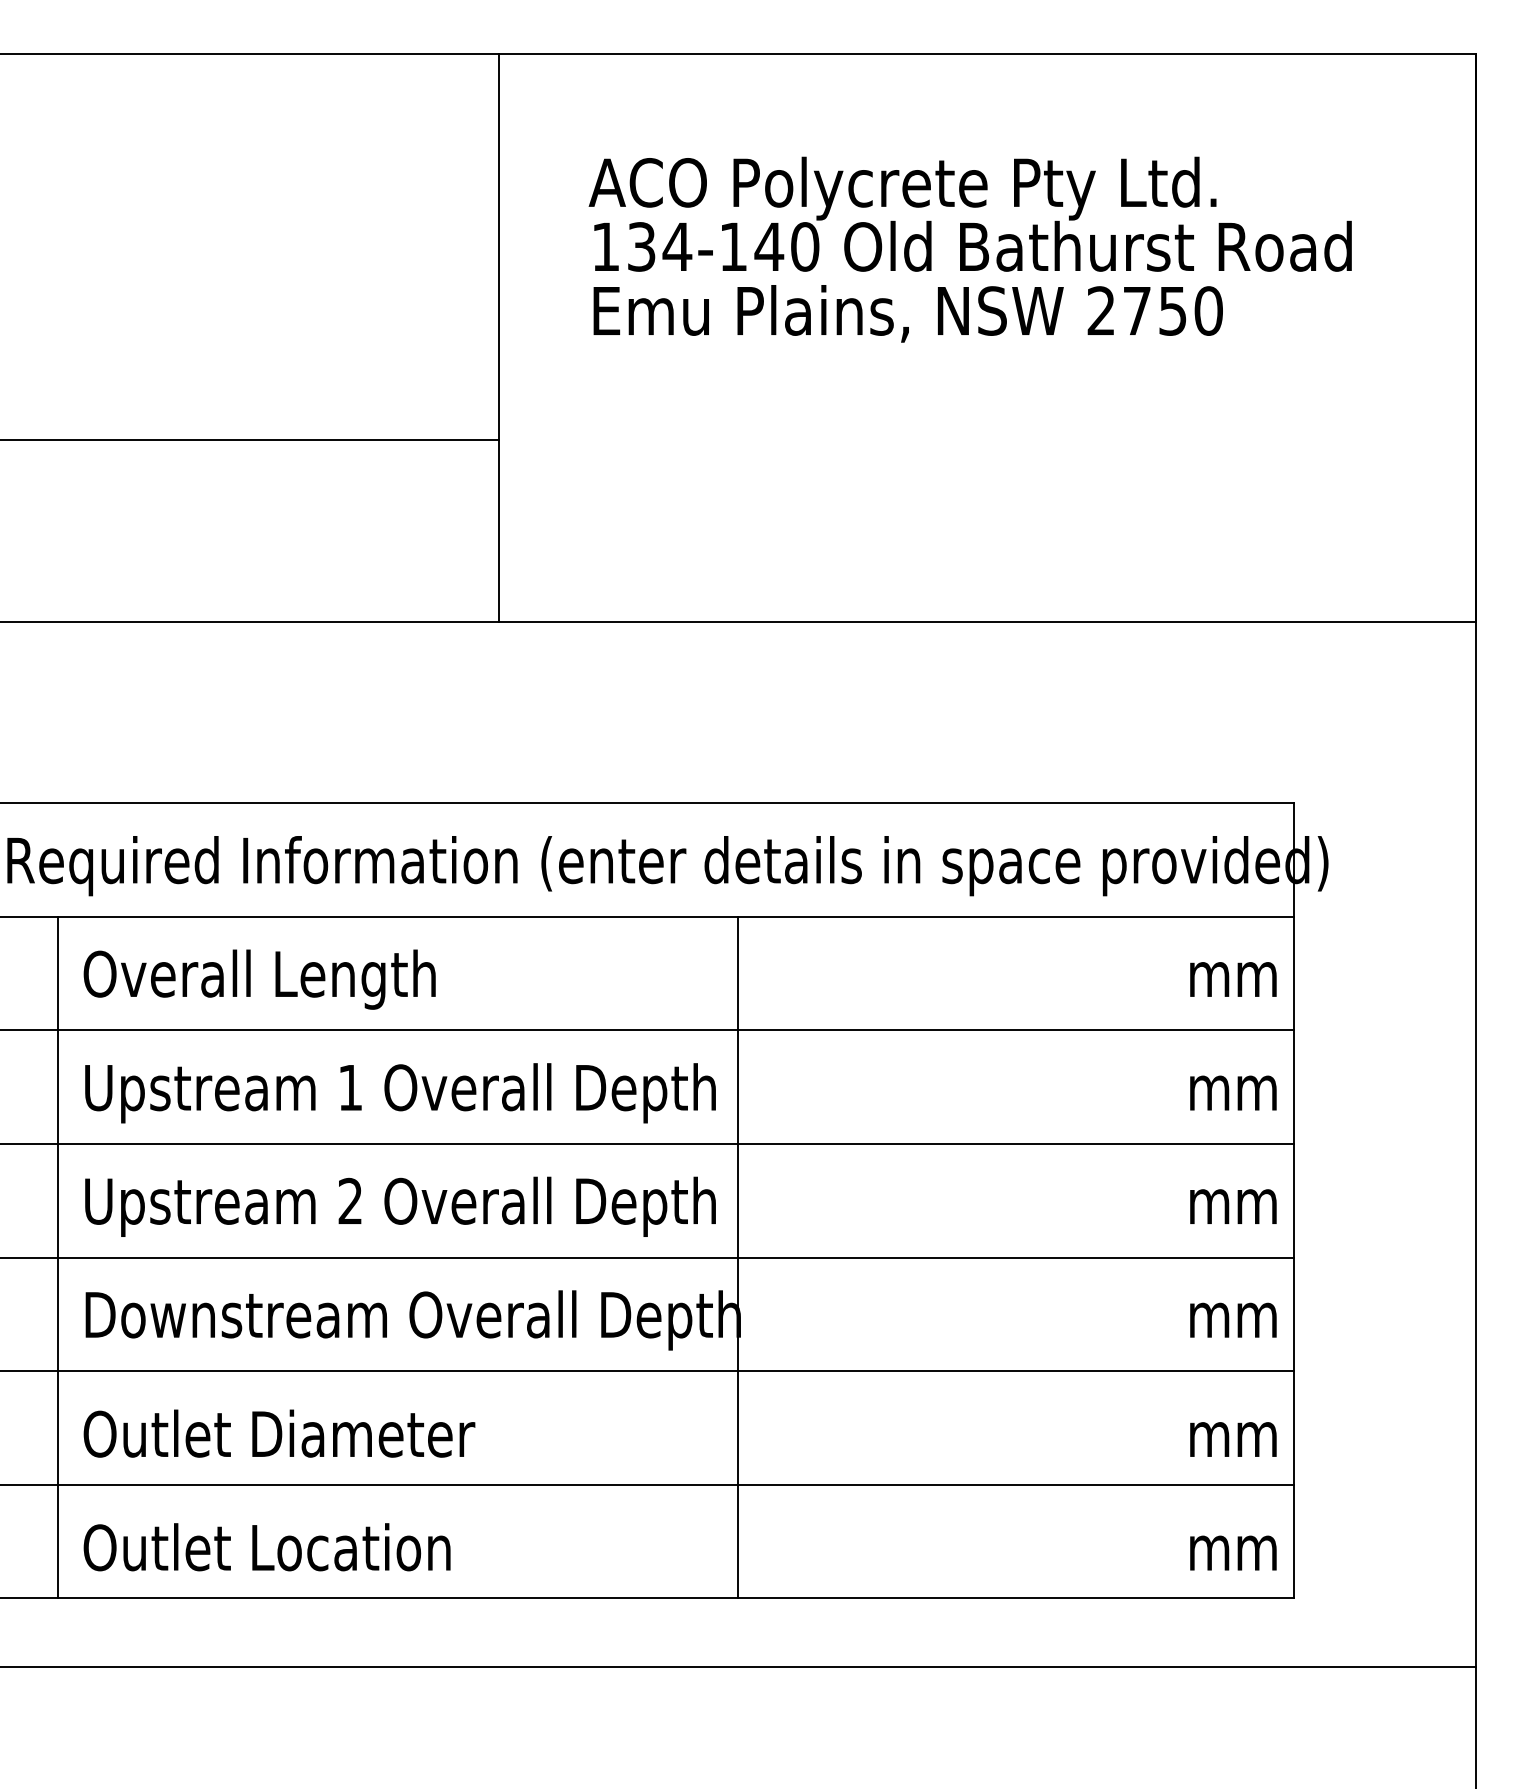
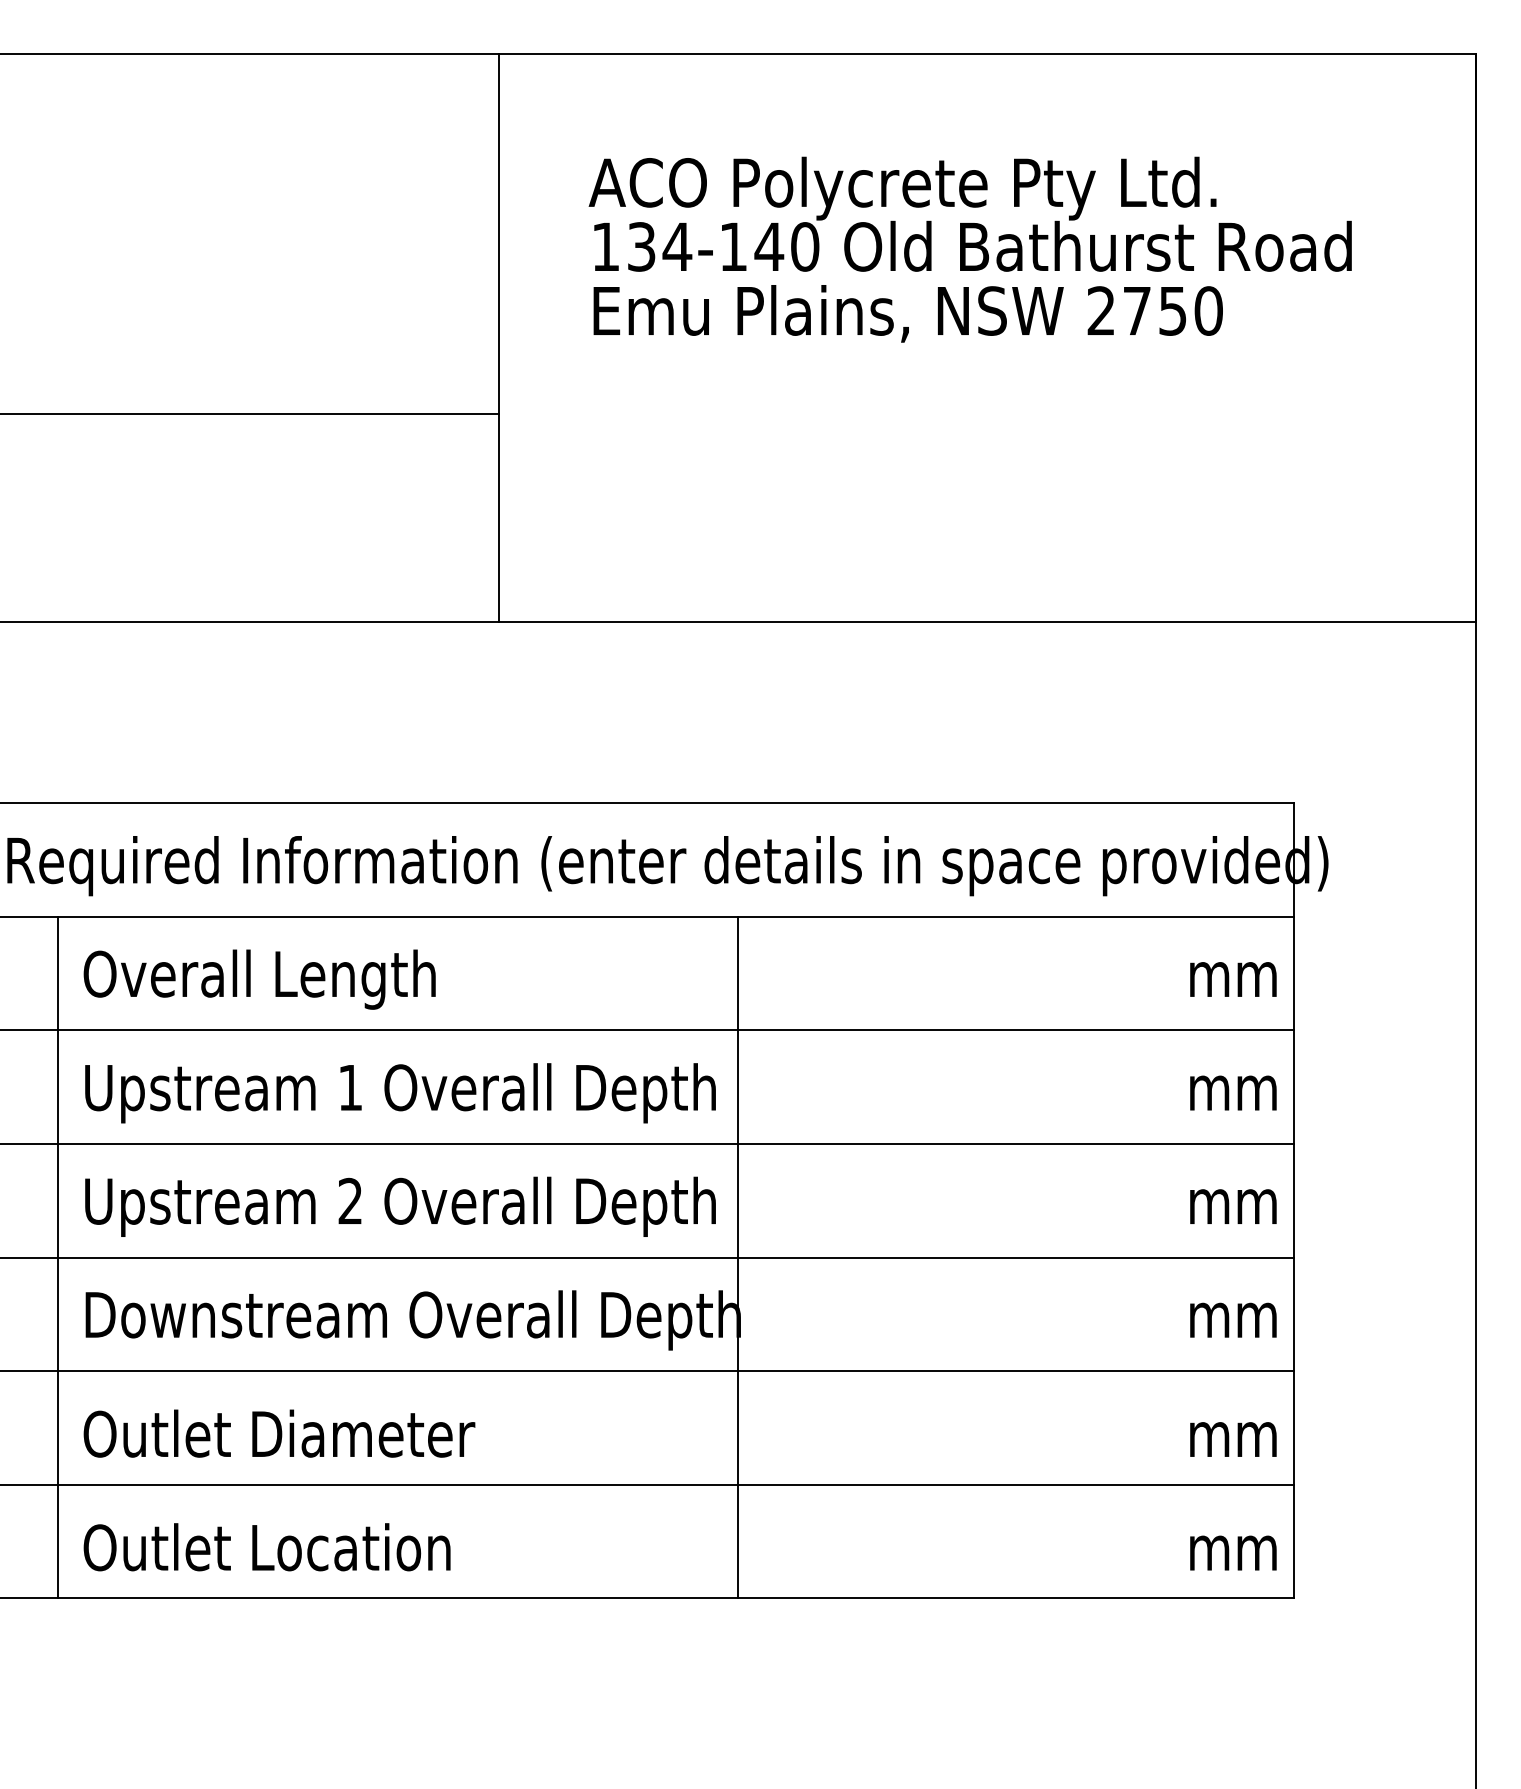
line position: (250, 439) -> (250, 413) (250, 413)
line: present -> none (738, 1666)
